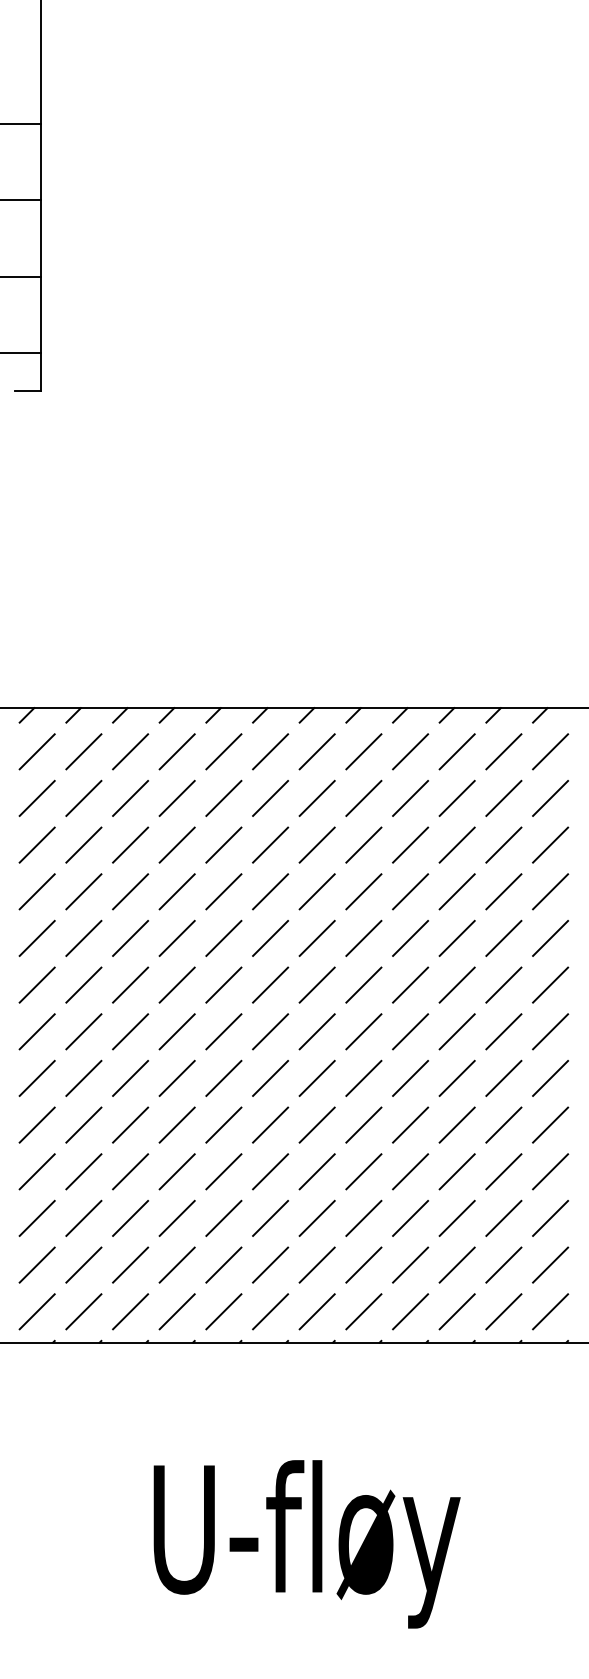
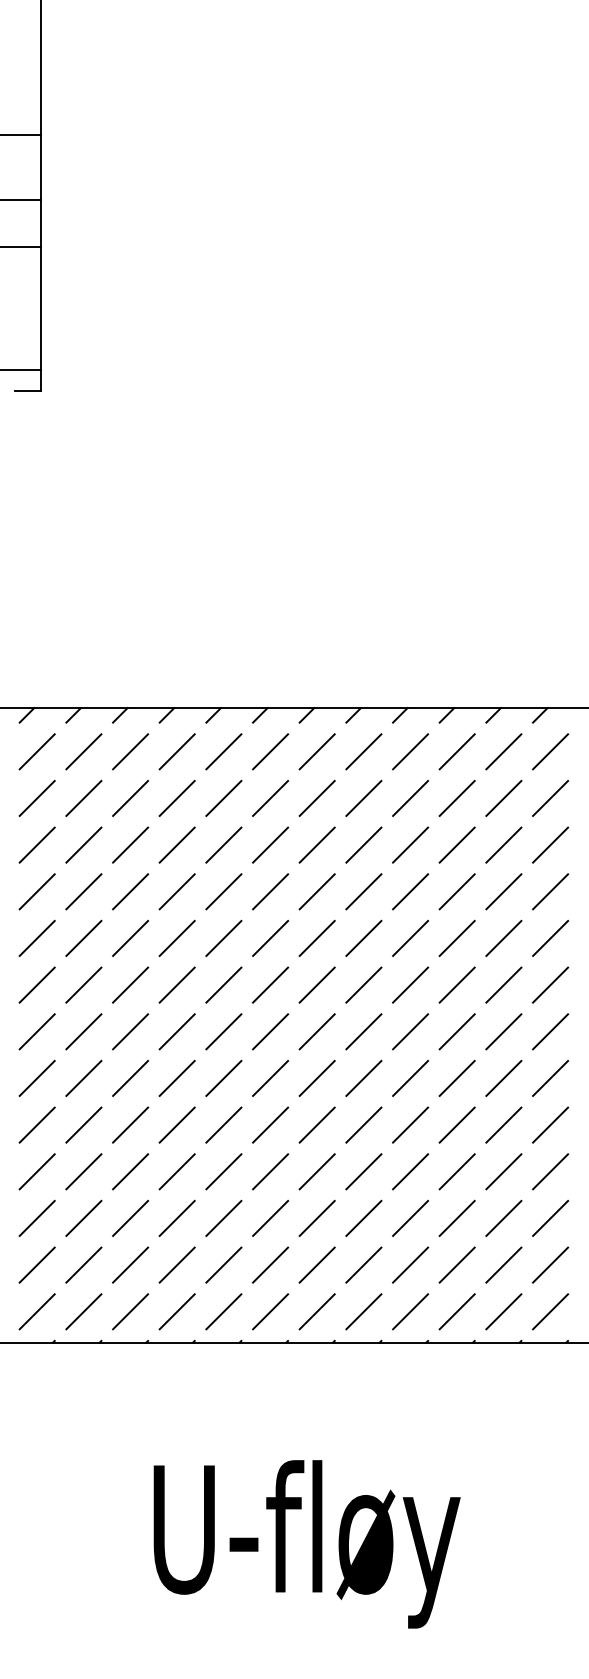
line position: (21, 124) -> (21, 135) (21, 135)
line position: (21, 276) -> (21, 246) (21, 246)
line position: (21, 352) -> (21, 369) (21, 369)
